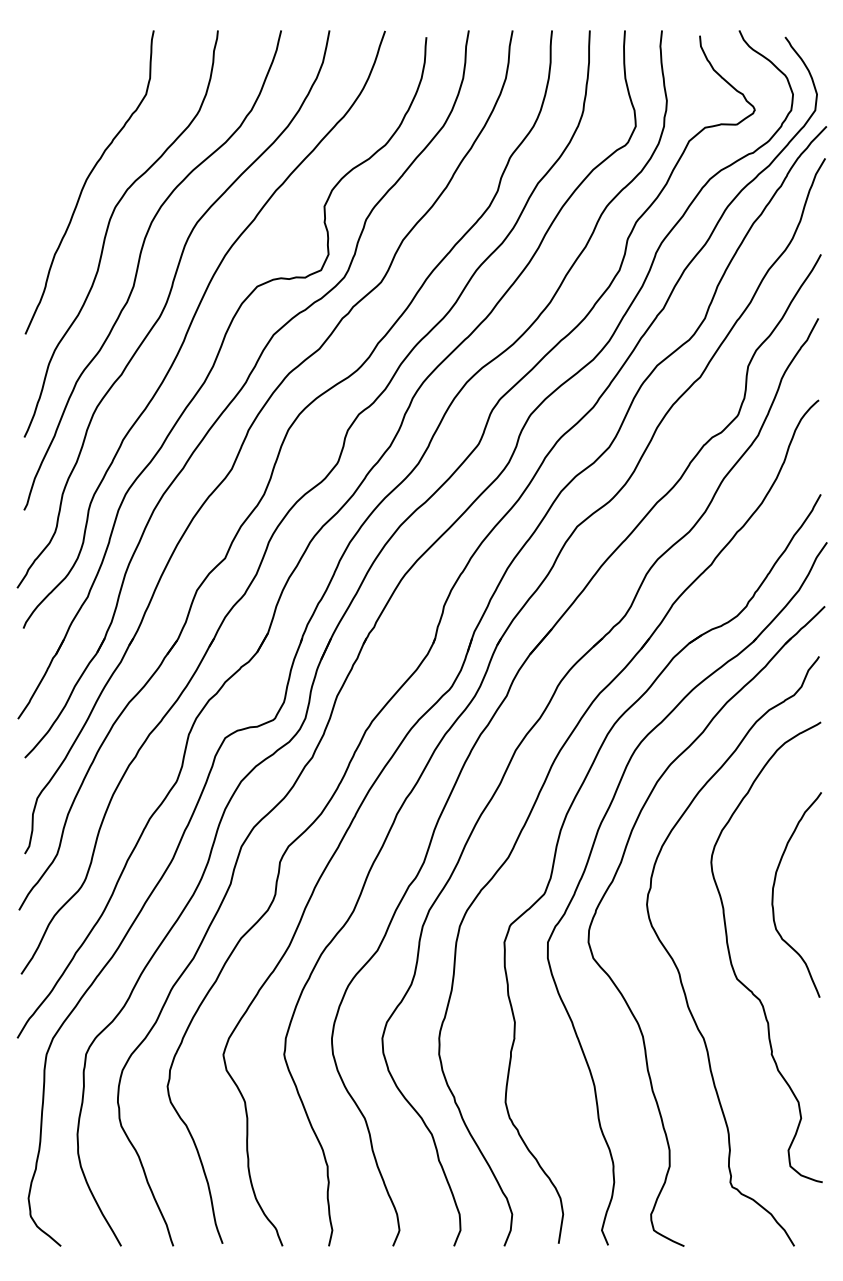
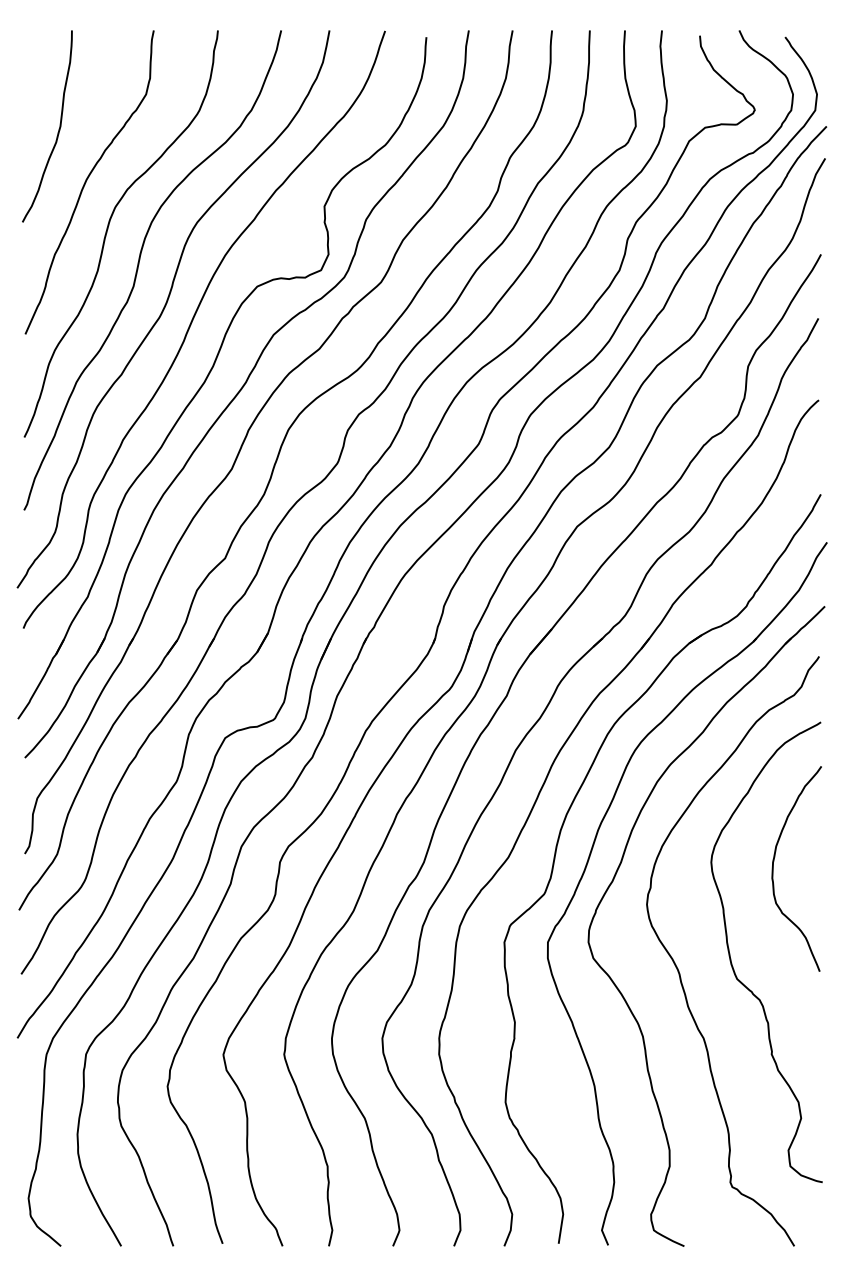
curve: none -> present (58, 129)
curve position: (773, 894) -> (773, 868) (773, 868)
